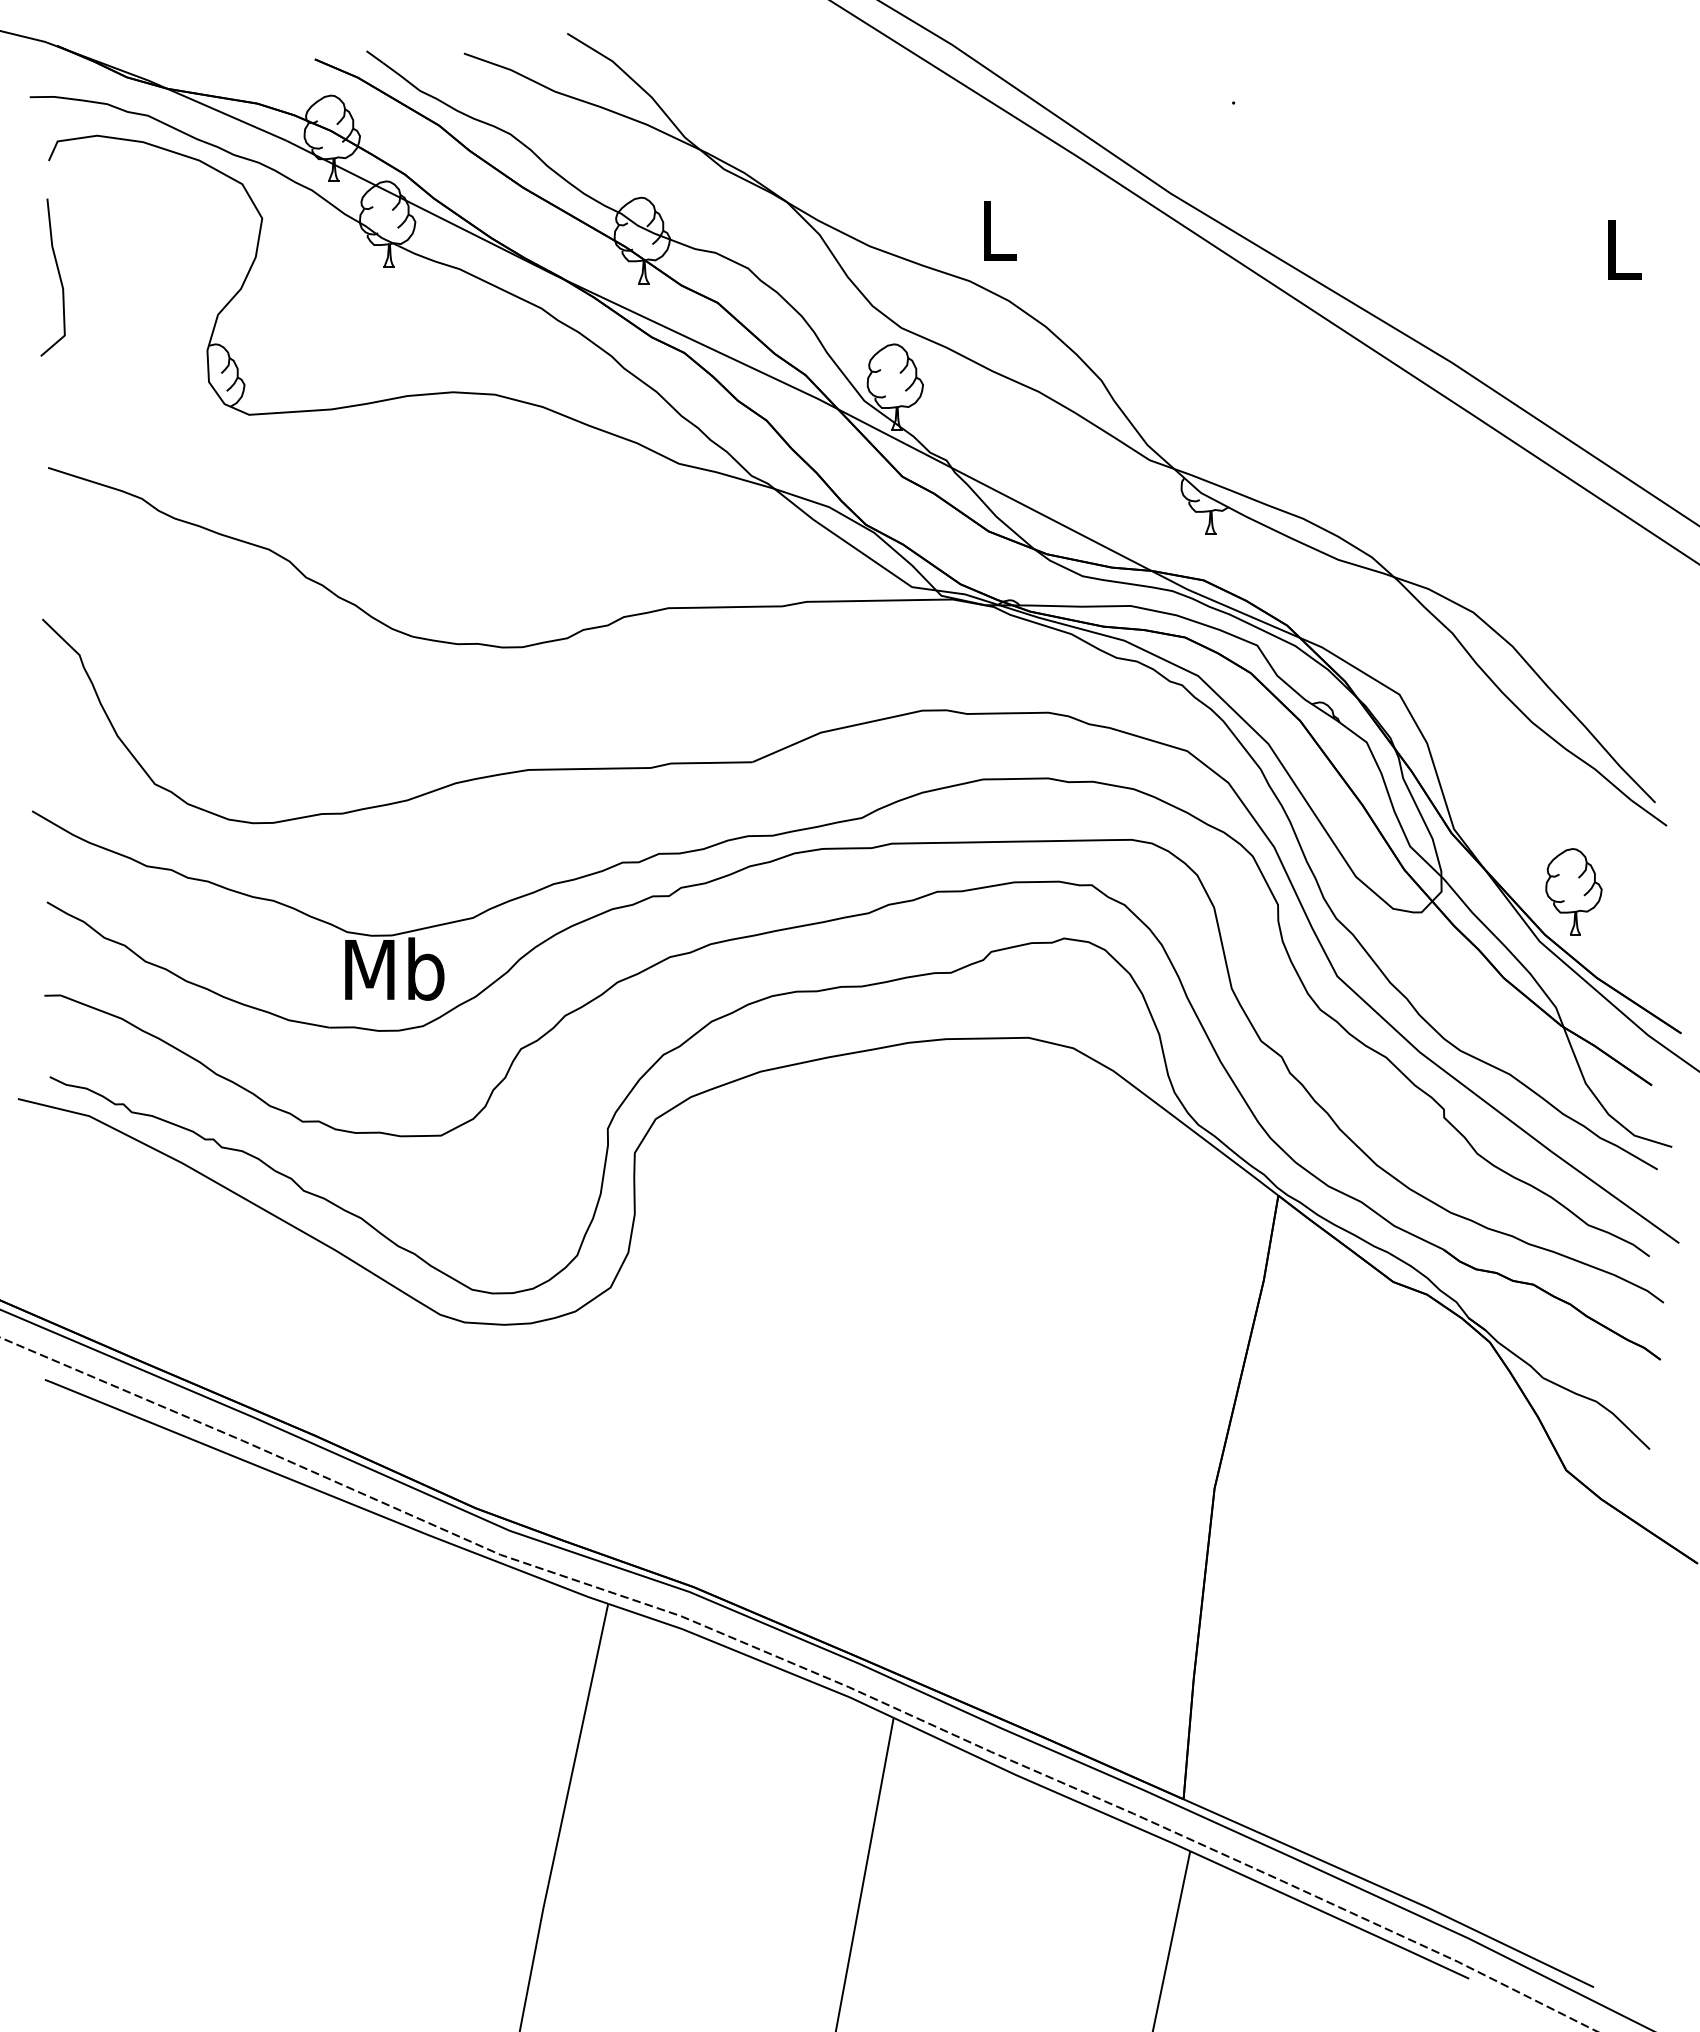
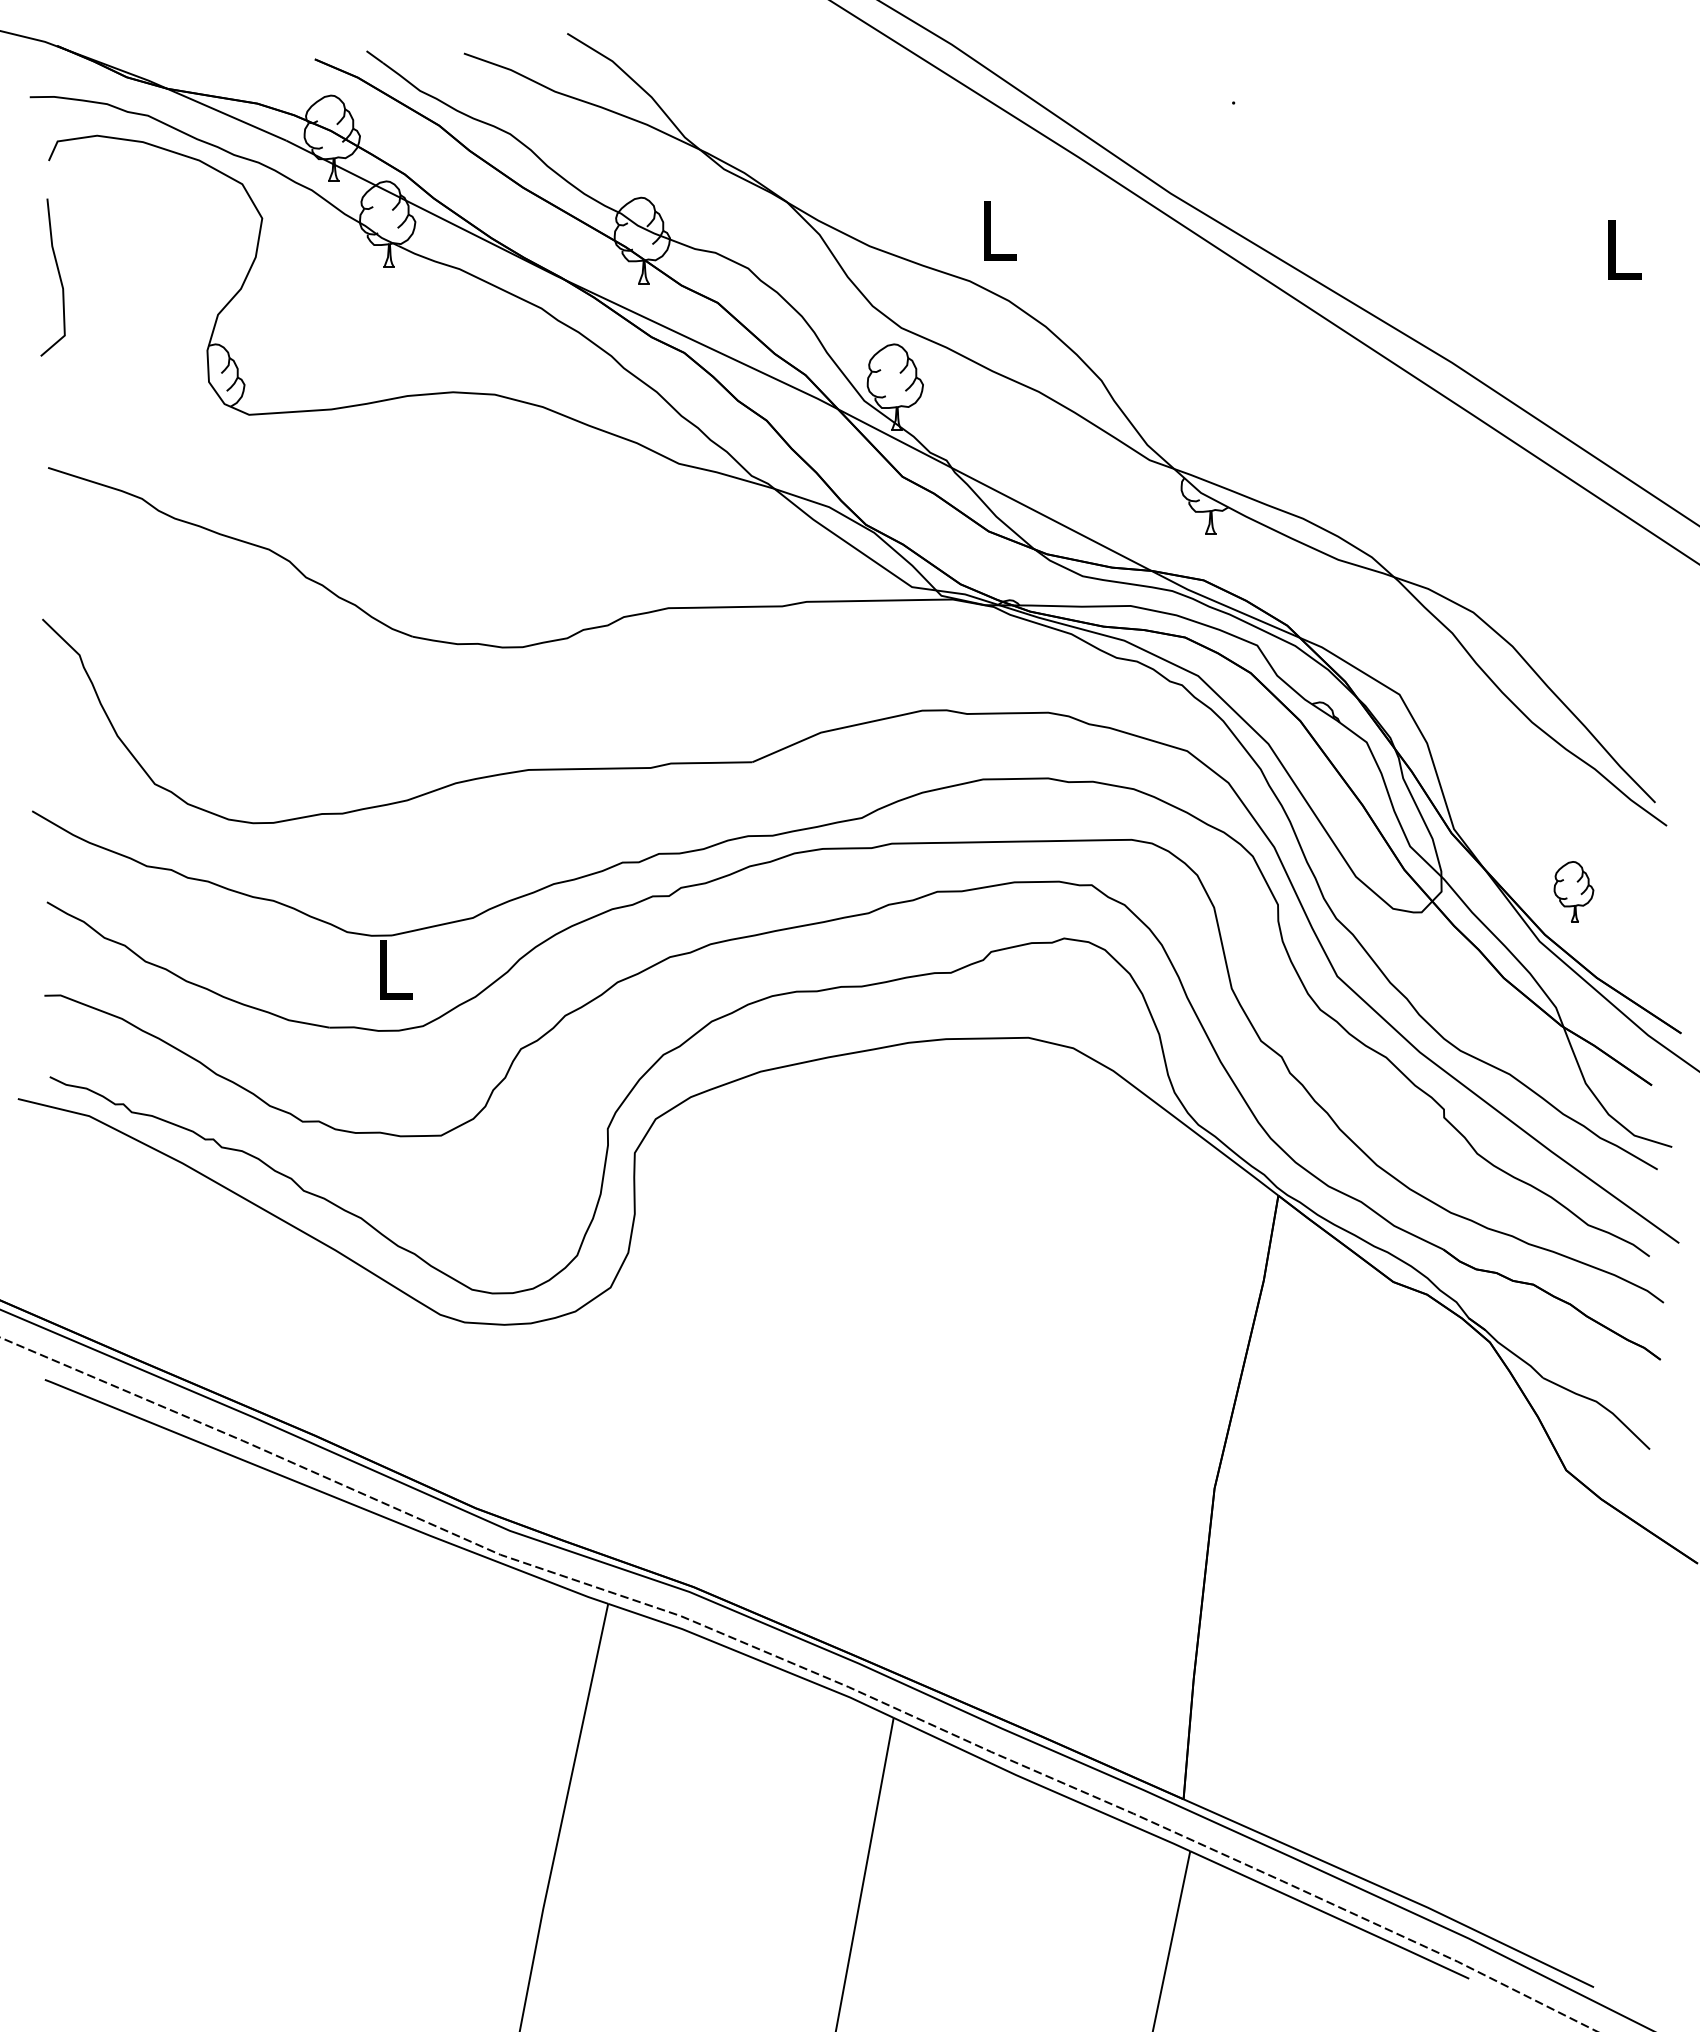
part size: 58x88 px -> 42x62 px (1573, 891)
text: Mb -> L (394, 968)
